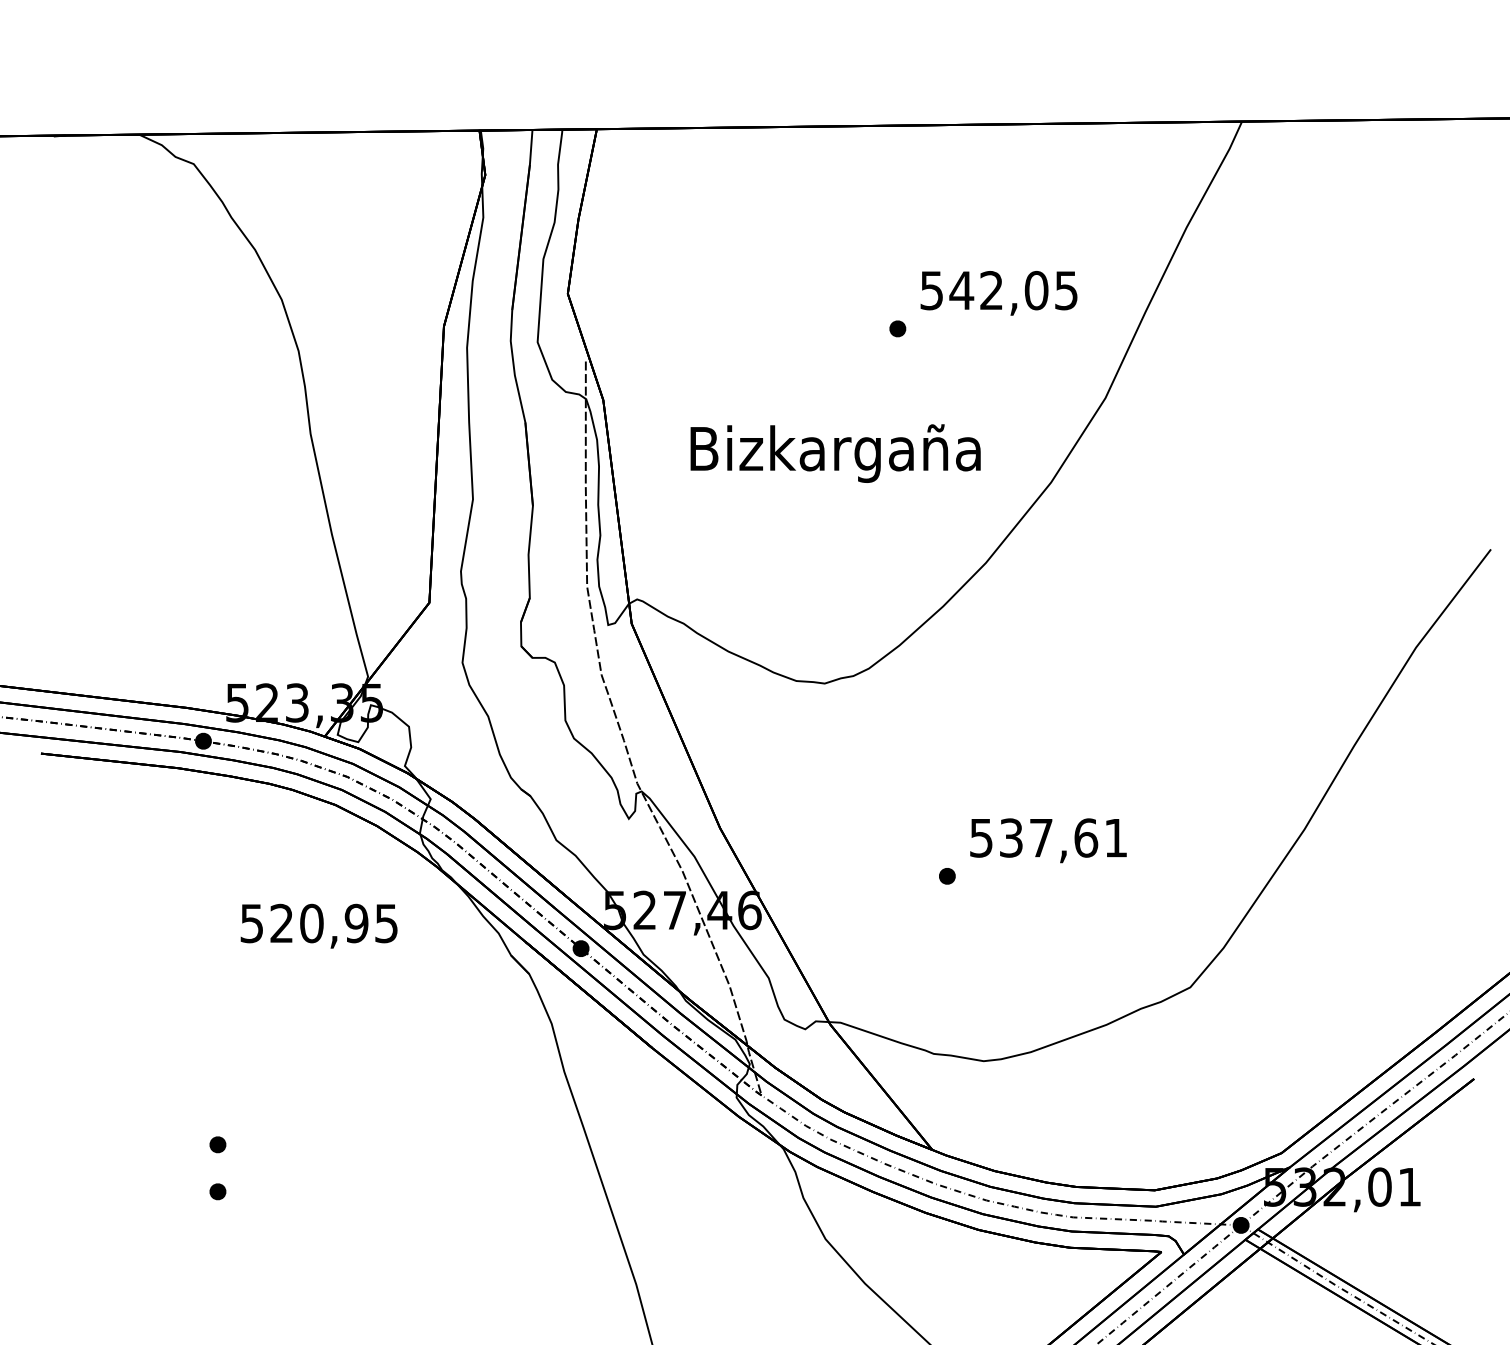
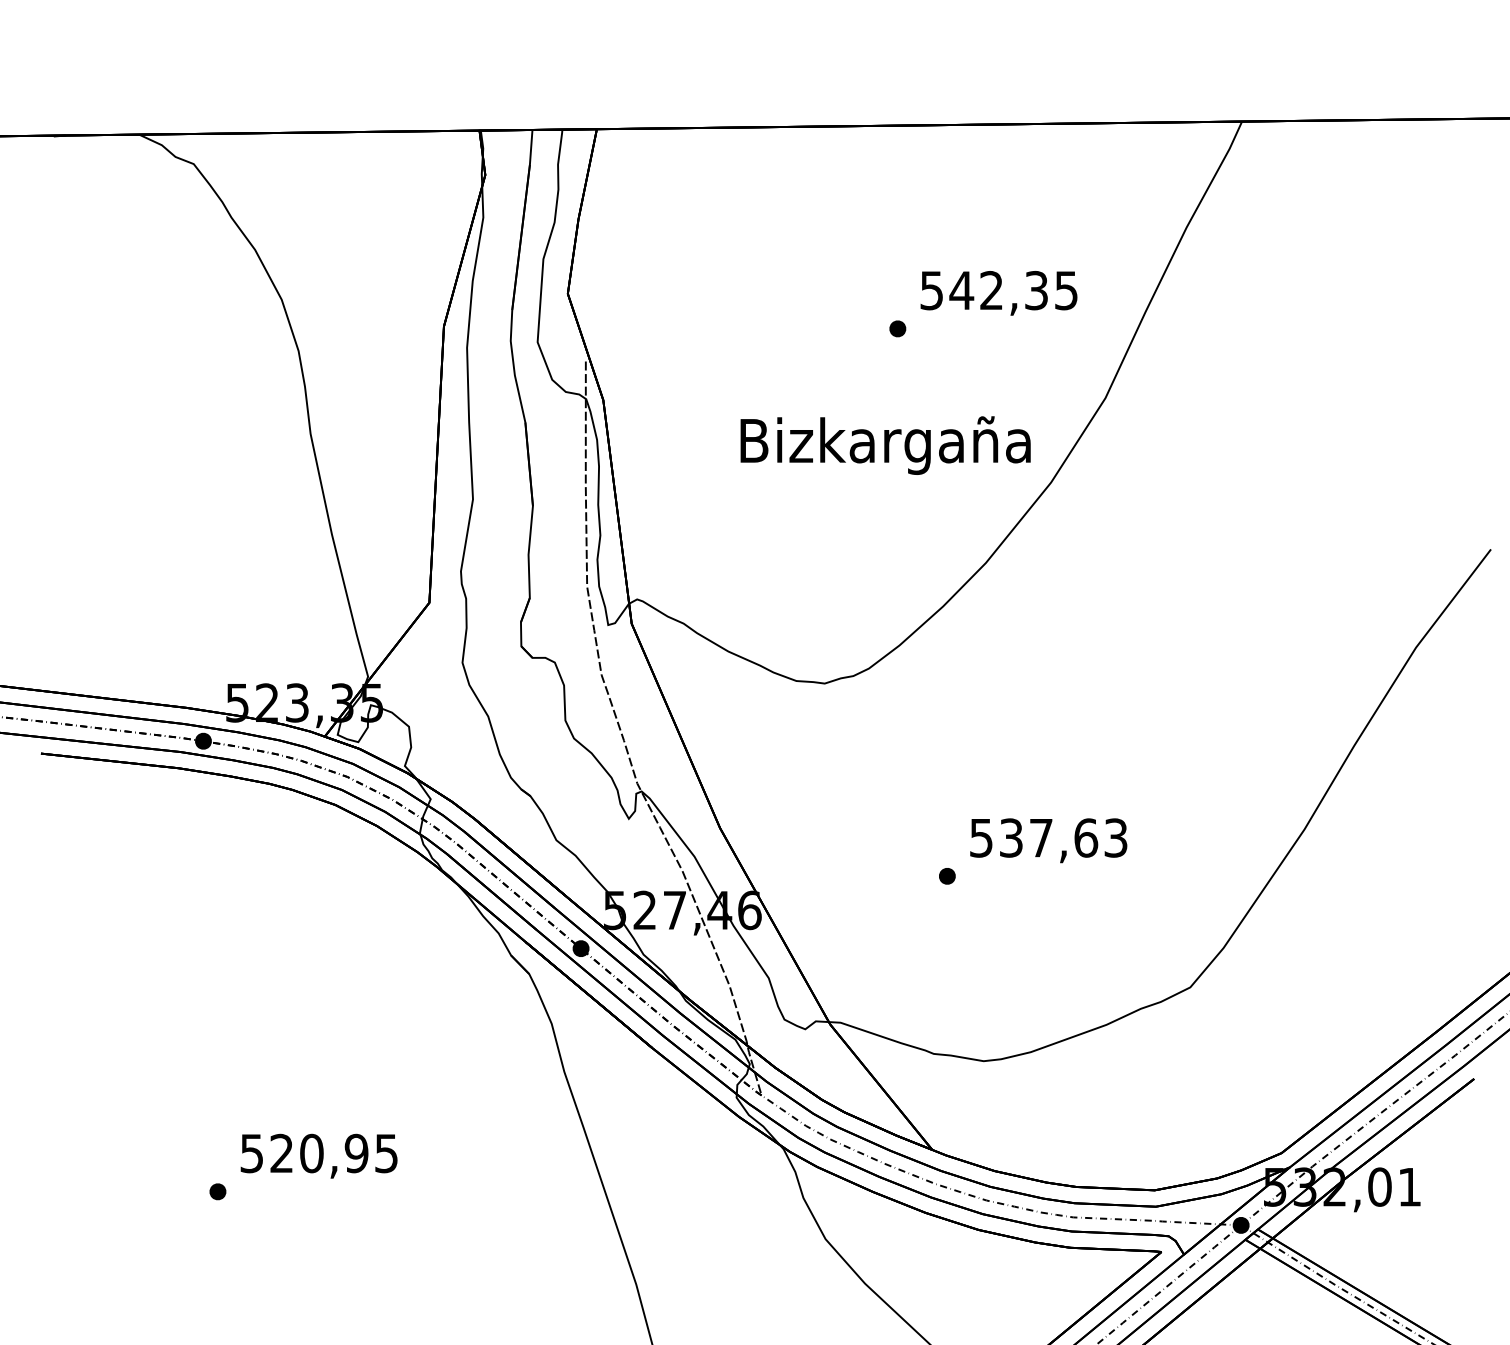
text: 542,05 -> 542,35 (1036, 290)
text position: (835, 453) -> (885, 445) (885, 445)
text: 537,61 -> 537,63 (1115, 837)
text position: (318, 925) -> (318, 1155) (318, 1155)
part: present -> none (217, 1144)
